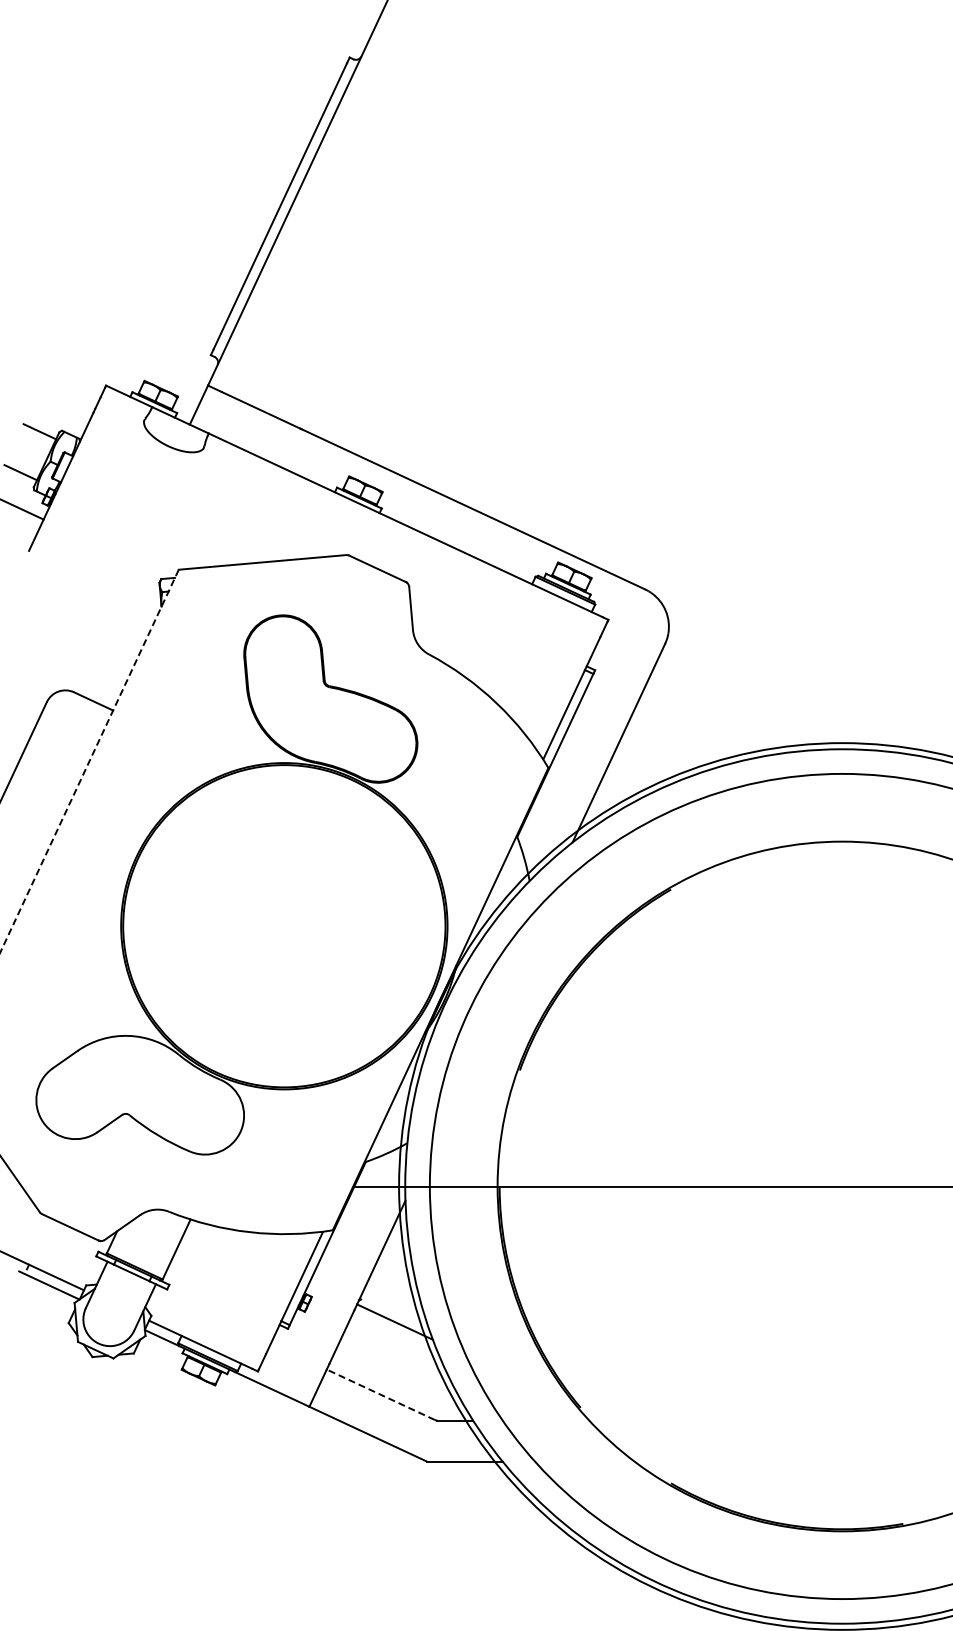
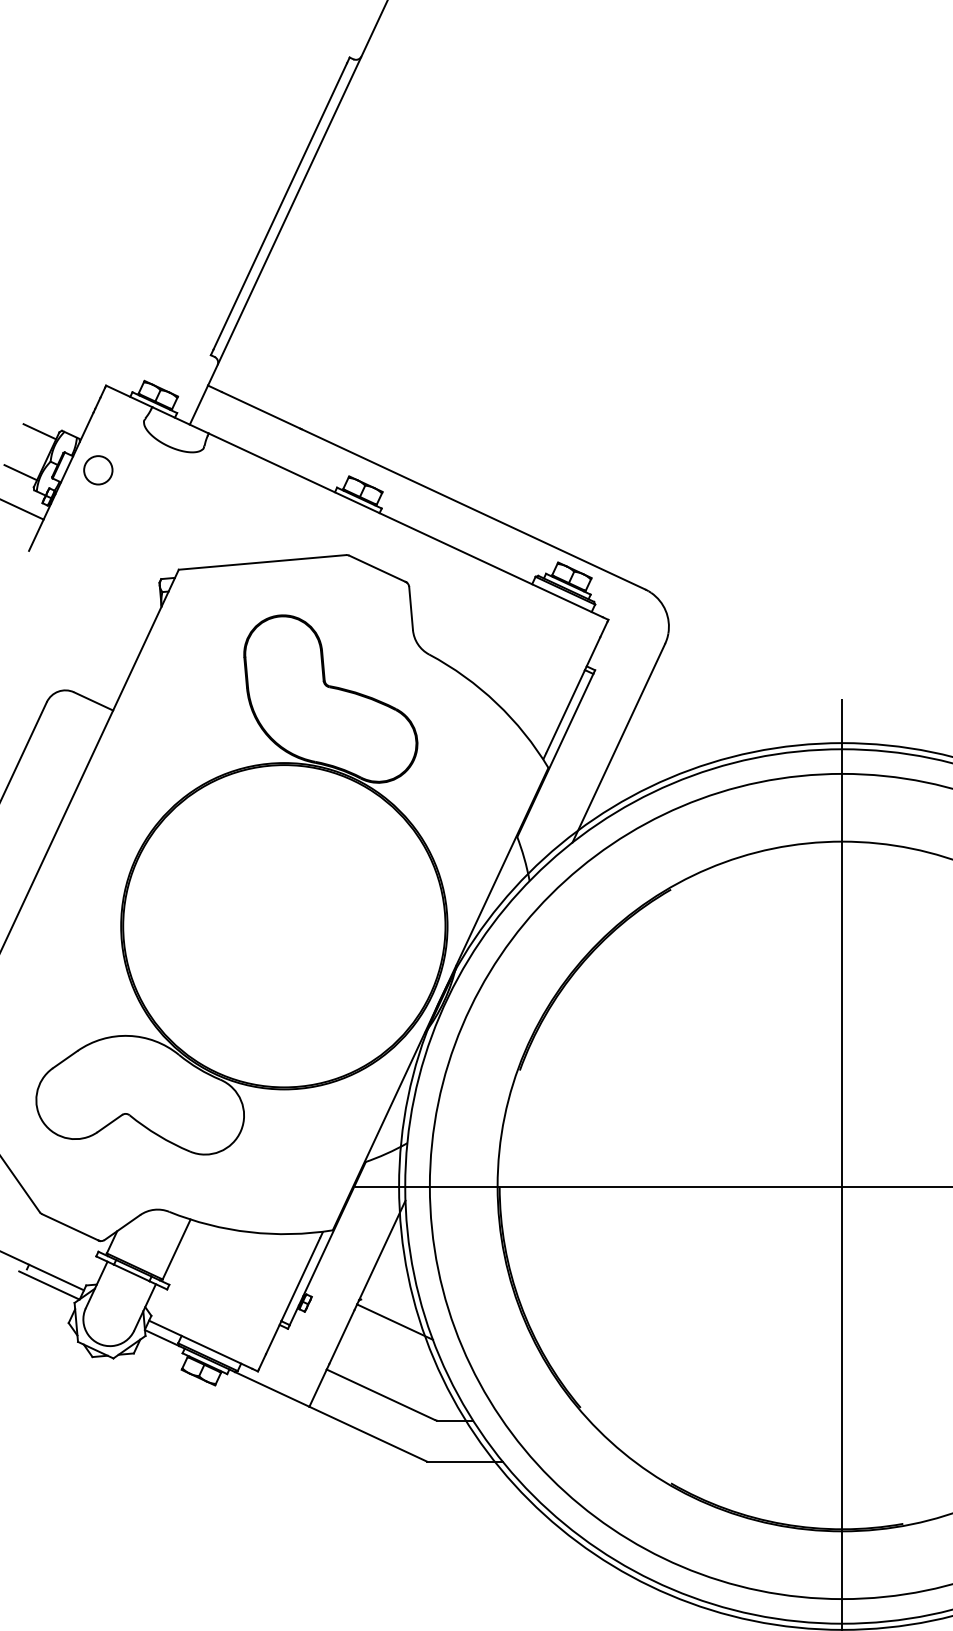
circle: none -> present (98, 470)
line: dashed -> solid (89, 761)
line: none -> present (842, 1162)
line: dashed -> solid (380, 1394)
